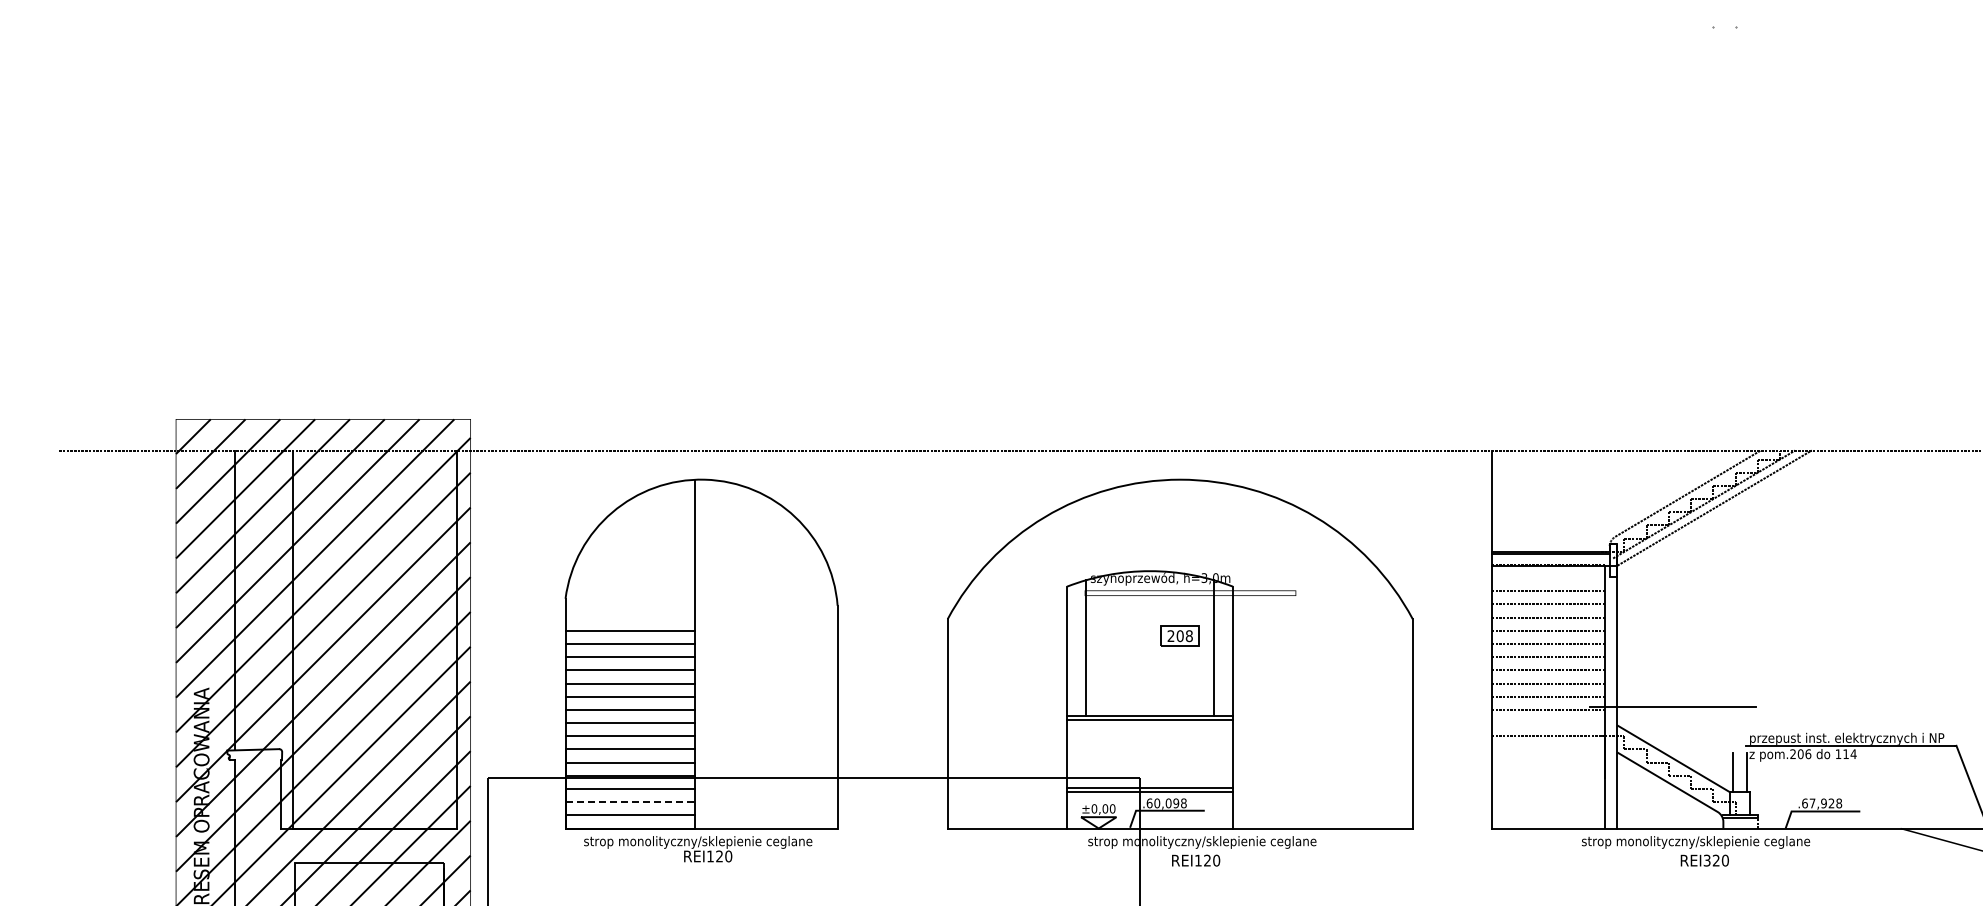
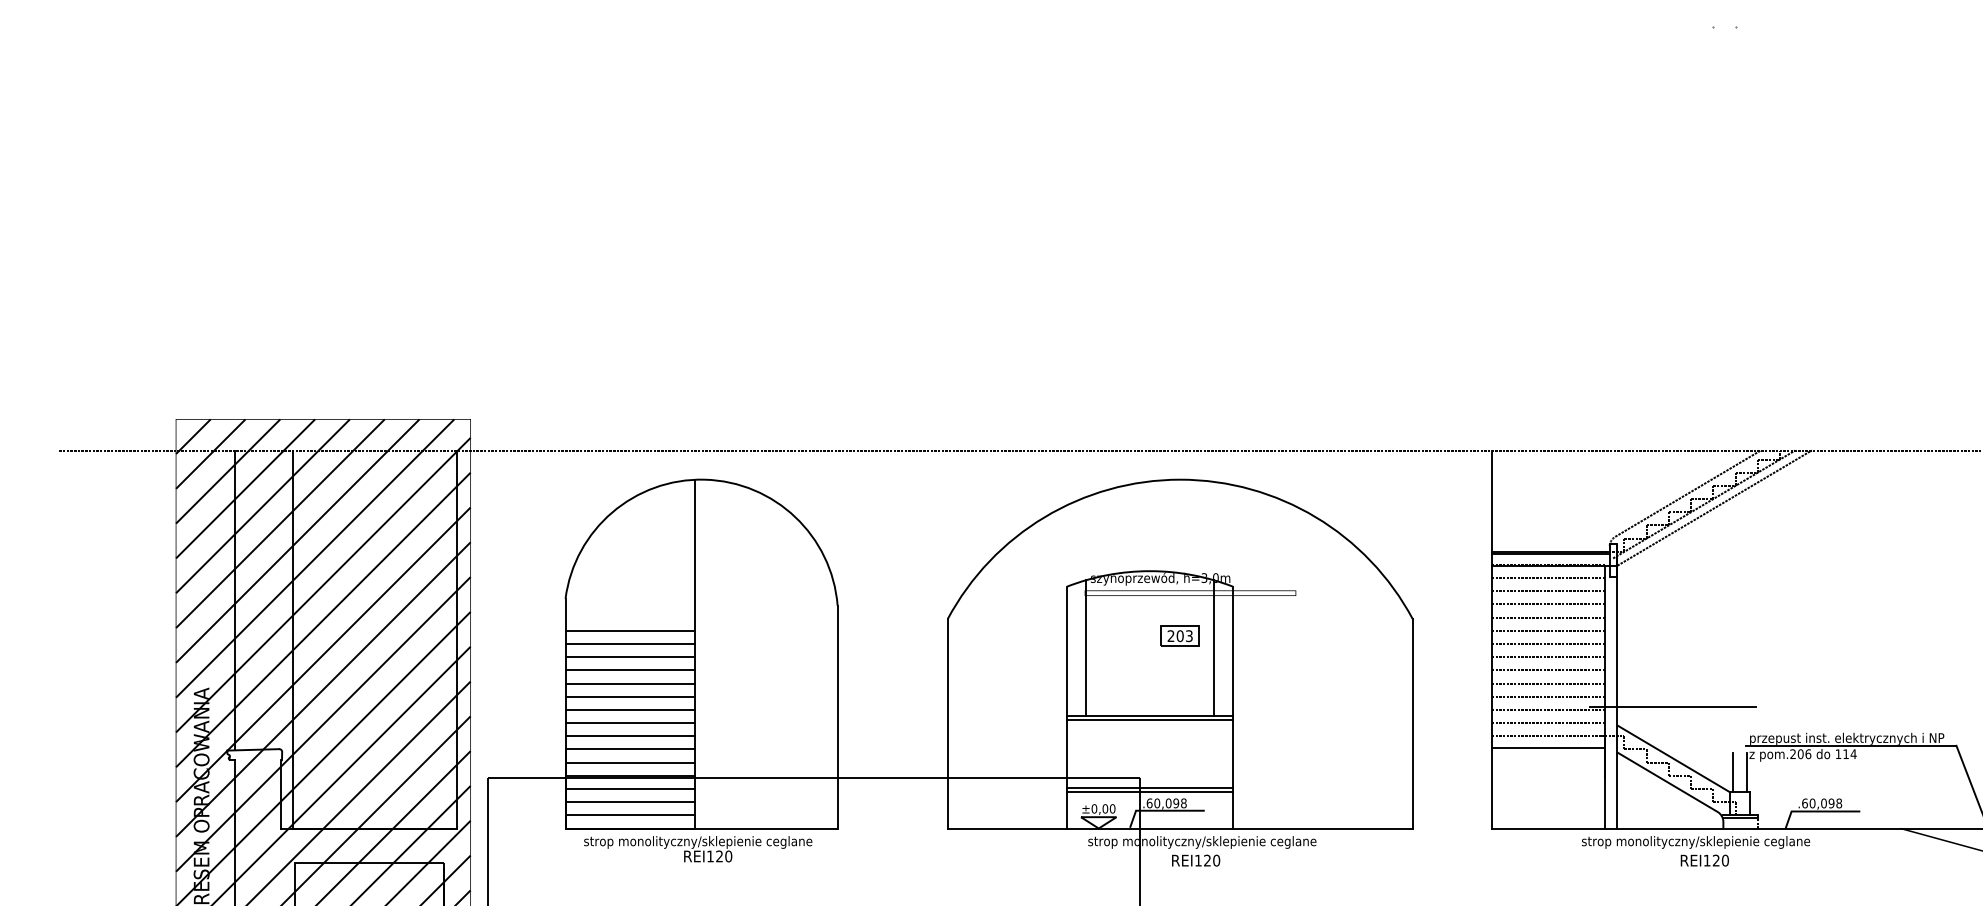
line: none -> present (1548, 578)
text: 208 -> 203 (1188, 635)
line: none -> present (1548, 723)
line: none -> present (1548, 747)
line: dashed -> solid (630, 802)
text: .67,928 -> .60,098 (1821, 803)
text: REI320 -> REI120 (1706, 860)
